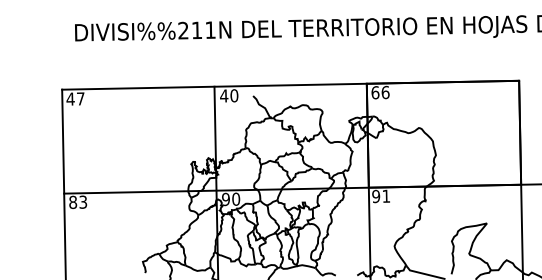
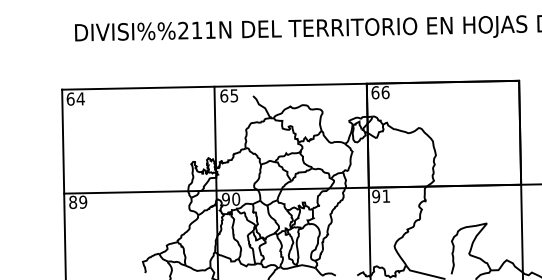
text: 40 -> 65 (229, 95)
text: 47 -> 64 (75, 98)
text: 83 -> 89 (83, 201)
